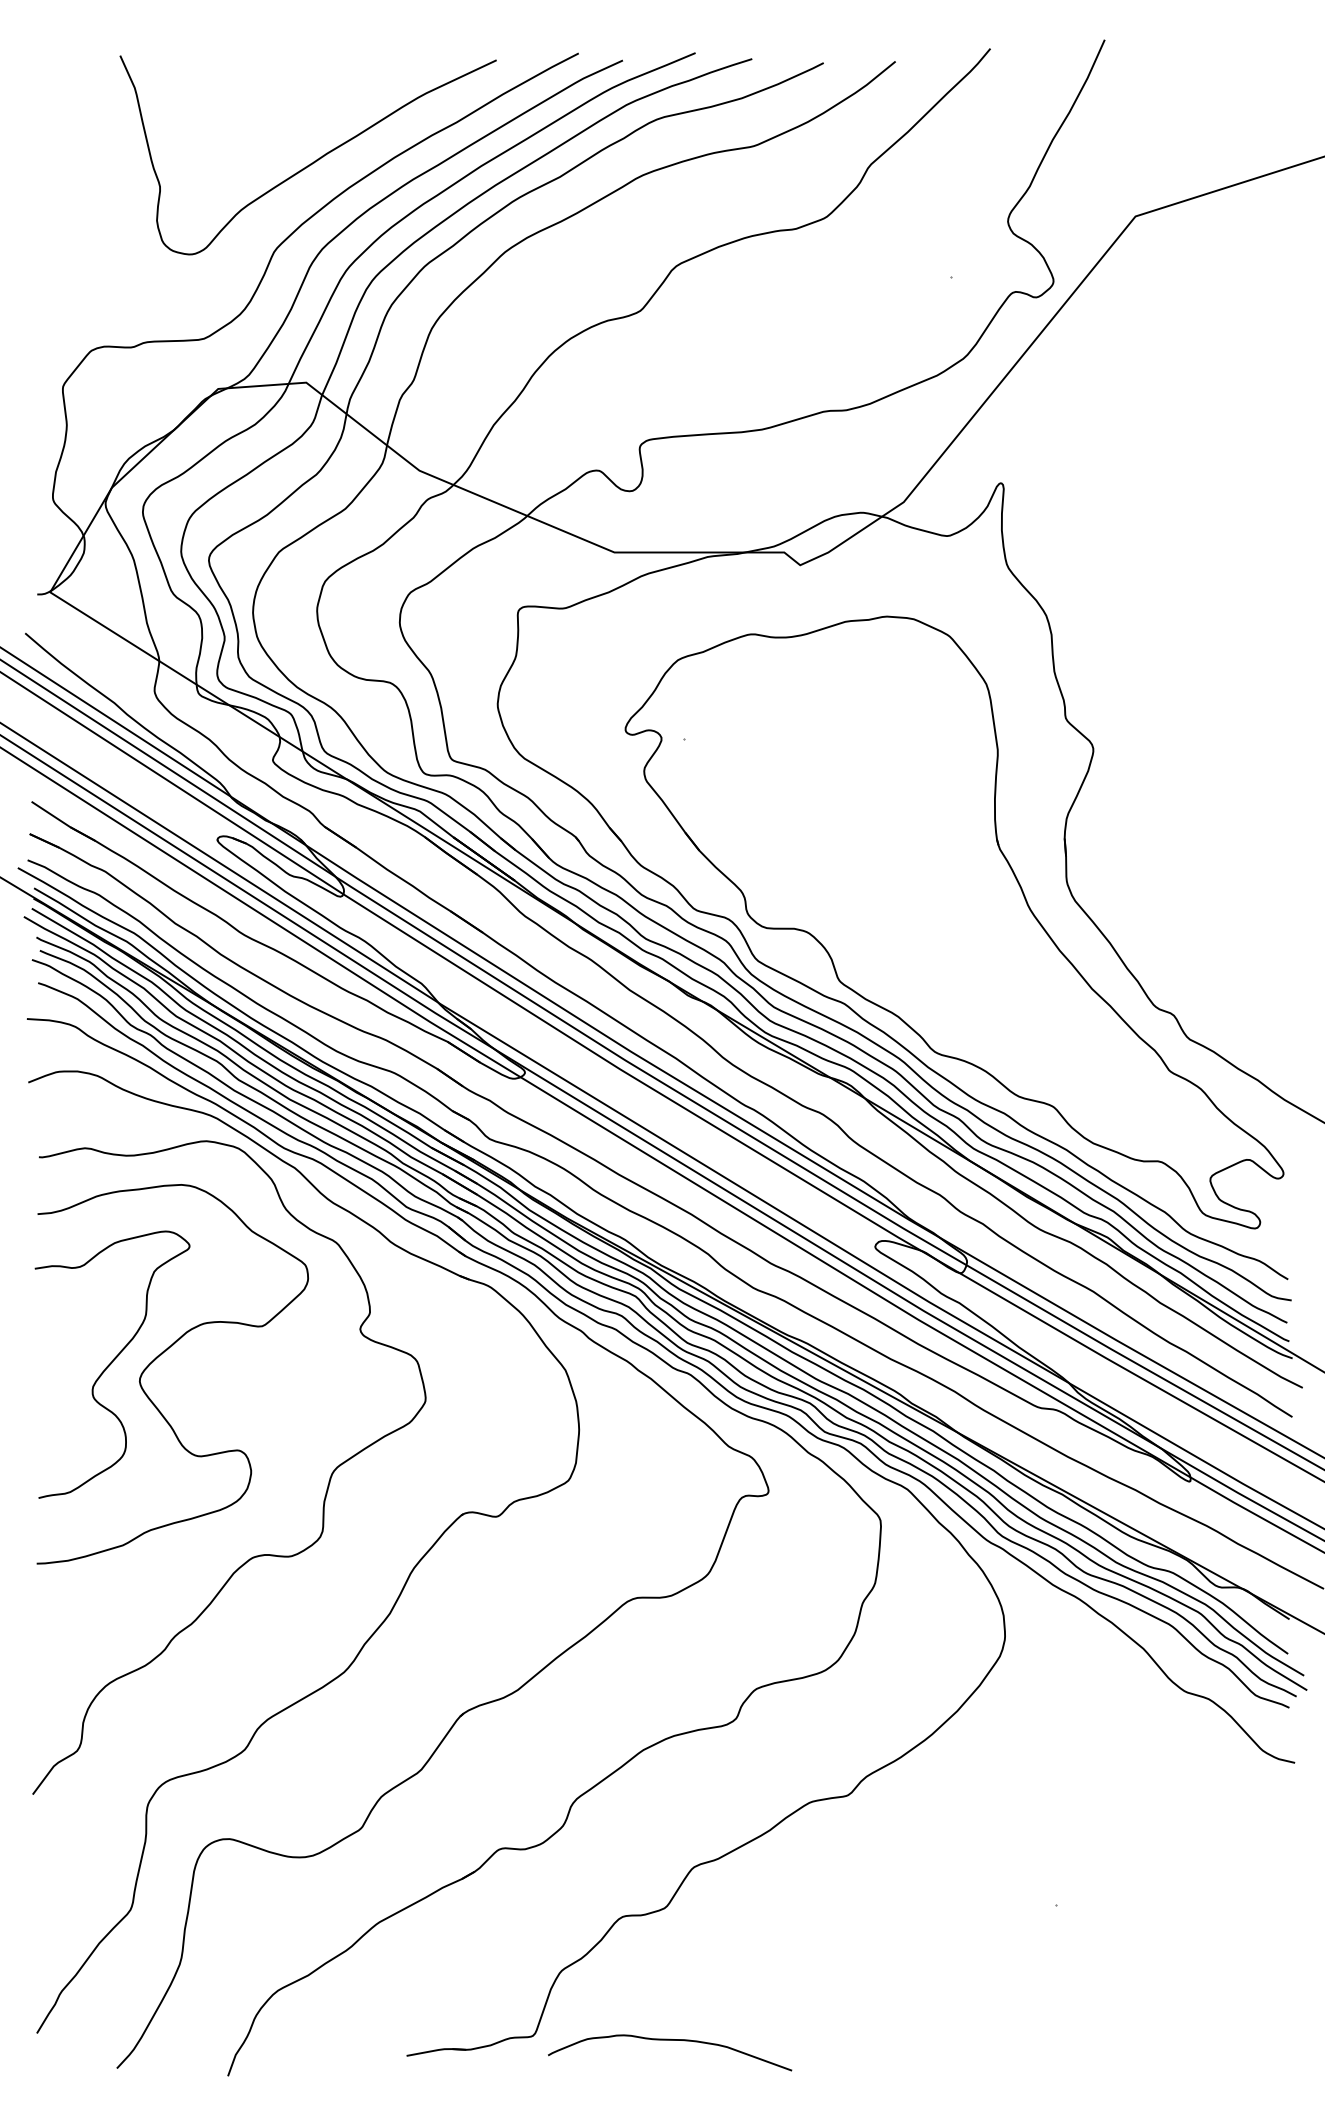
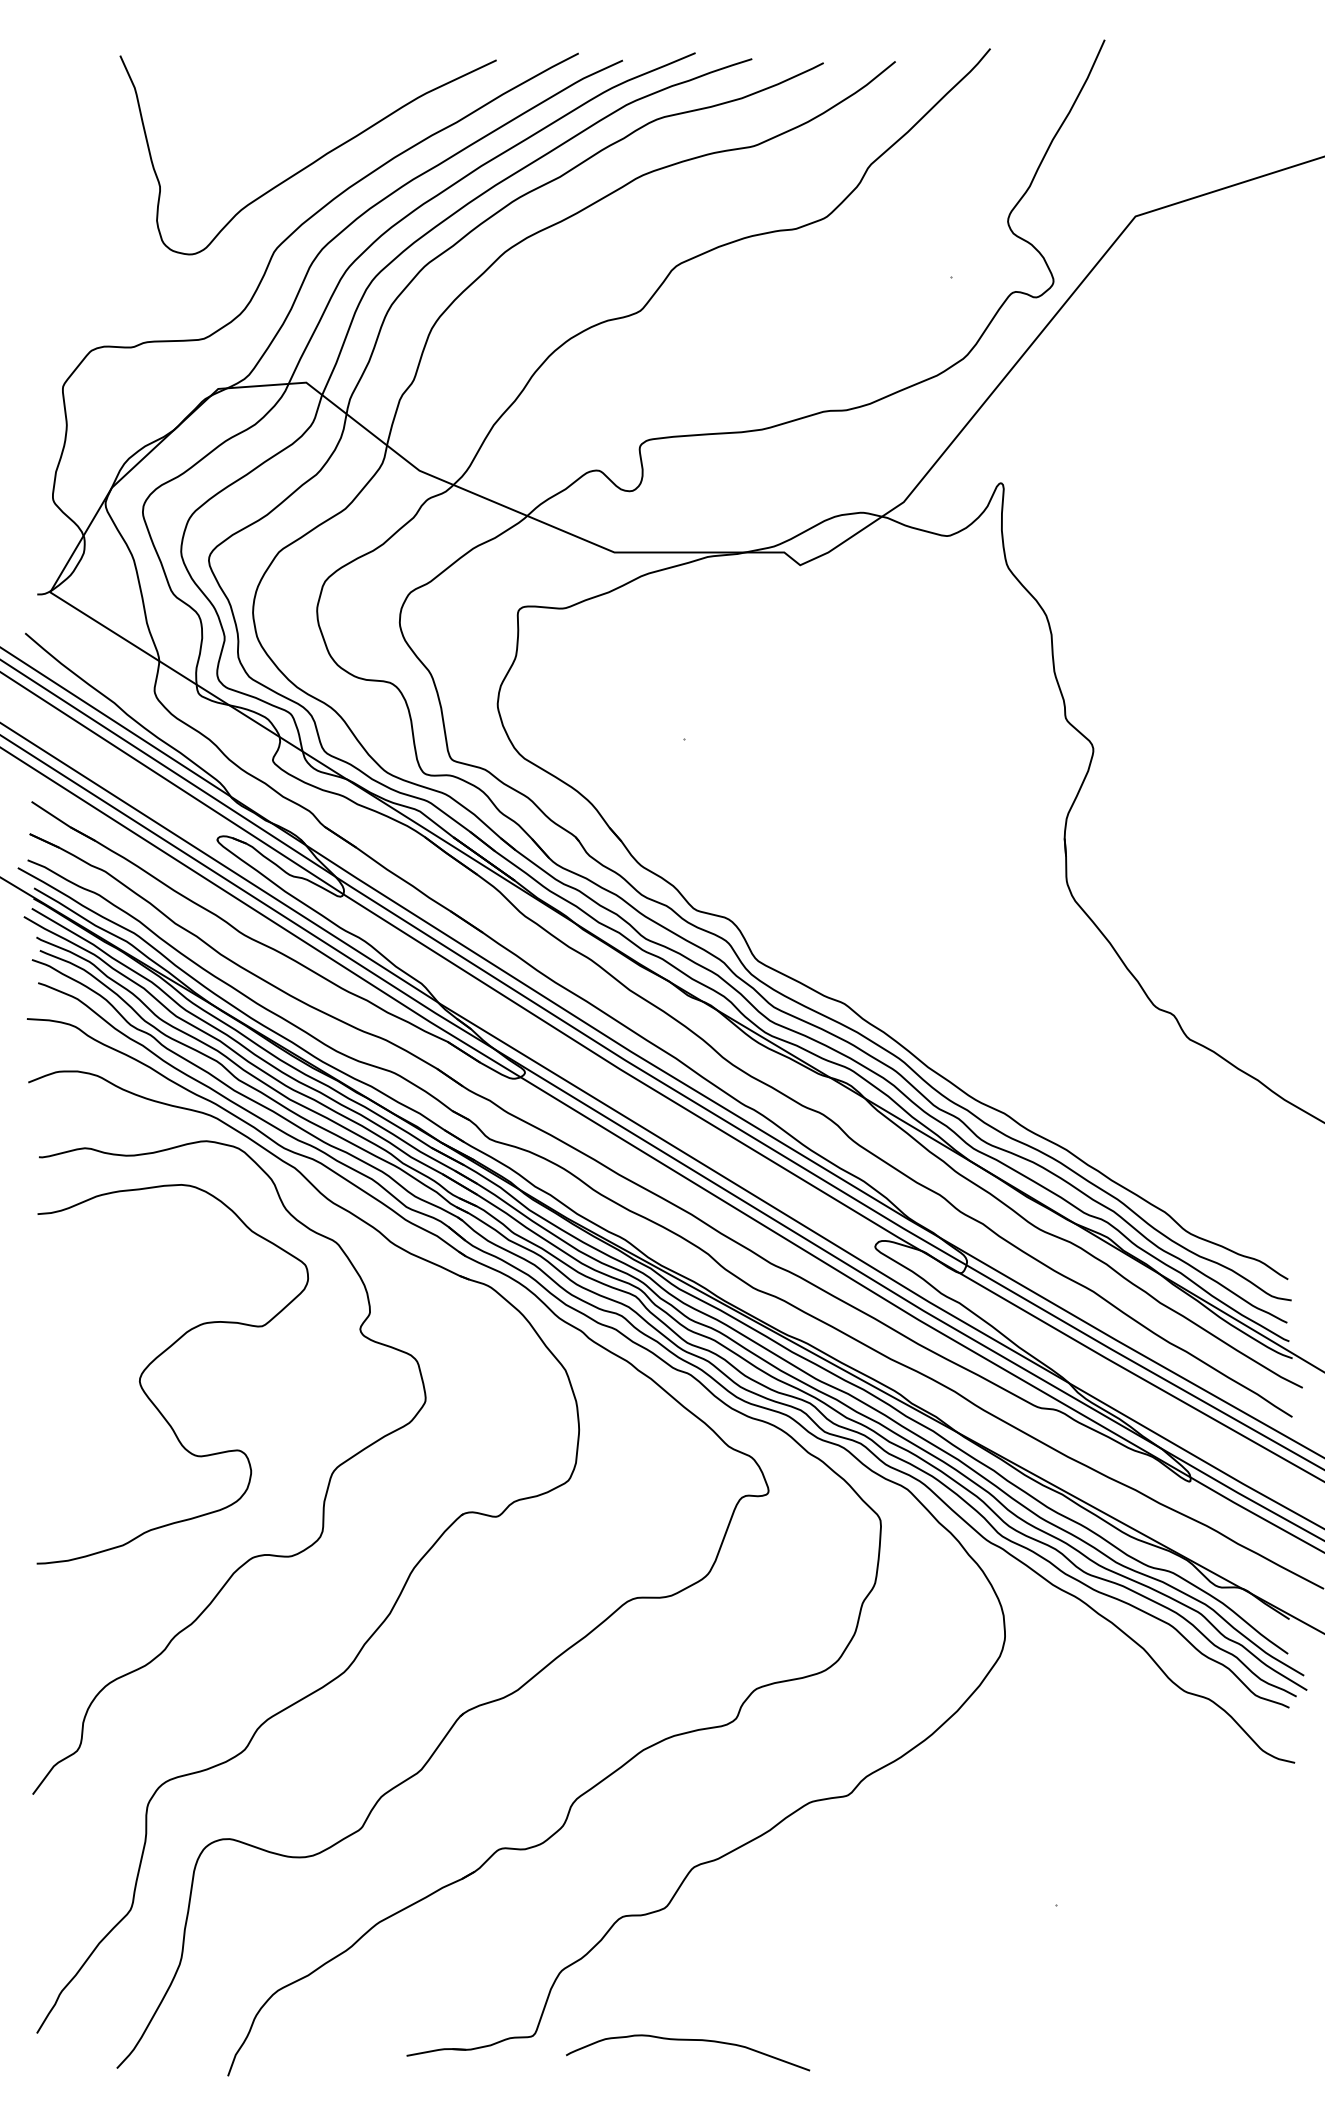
part: present -> none (954, 922)
curve: present -> none (112, 1363)
curve position: (670, 2040) -> (688, 2040) (688, 2040)
